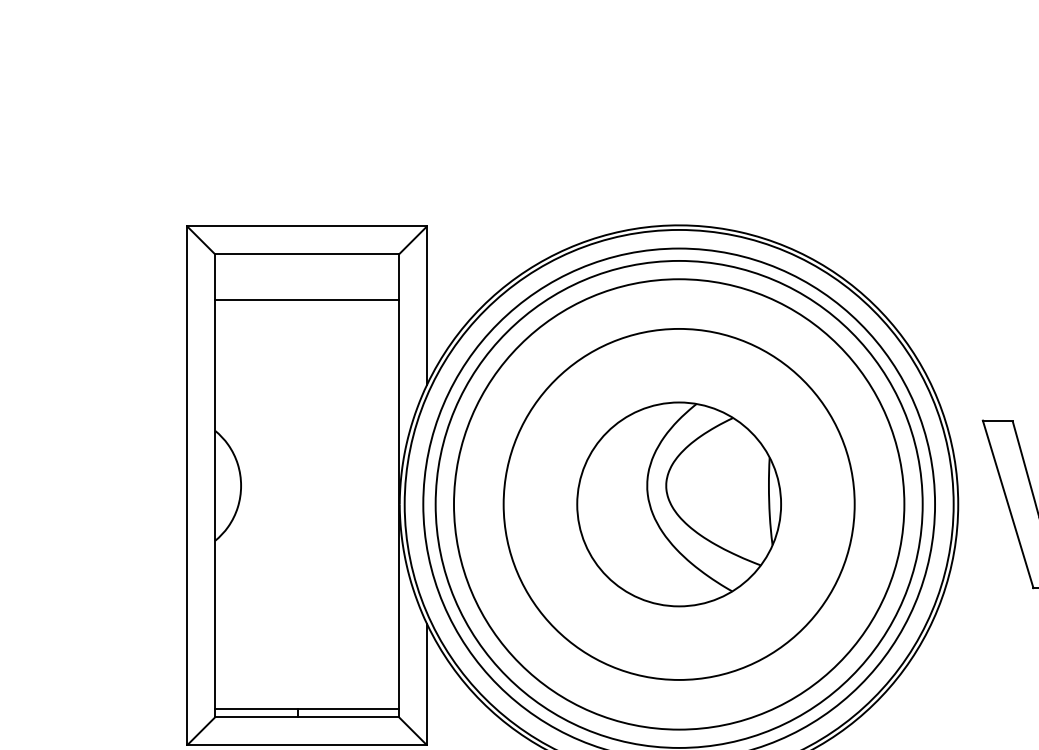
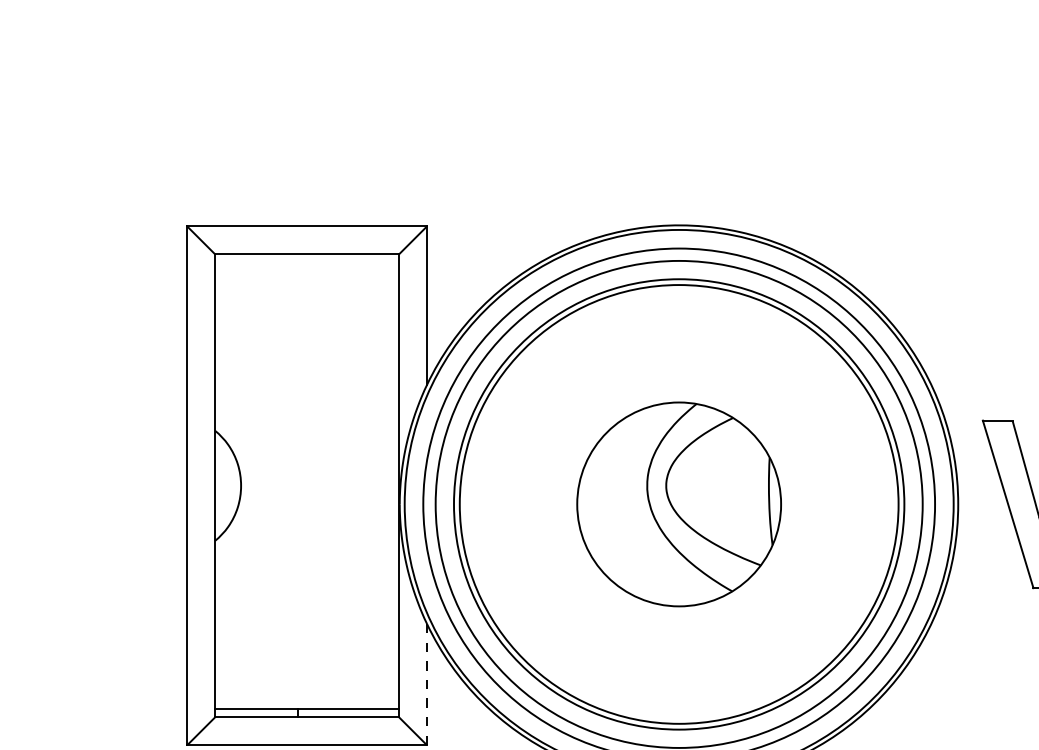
line: present -> none (307, 299)
circle diameter: 351 px -> 439 px (678, 504)
line: solid -> dashed (427, 684)
